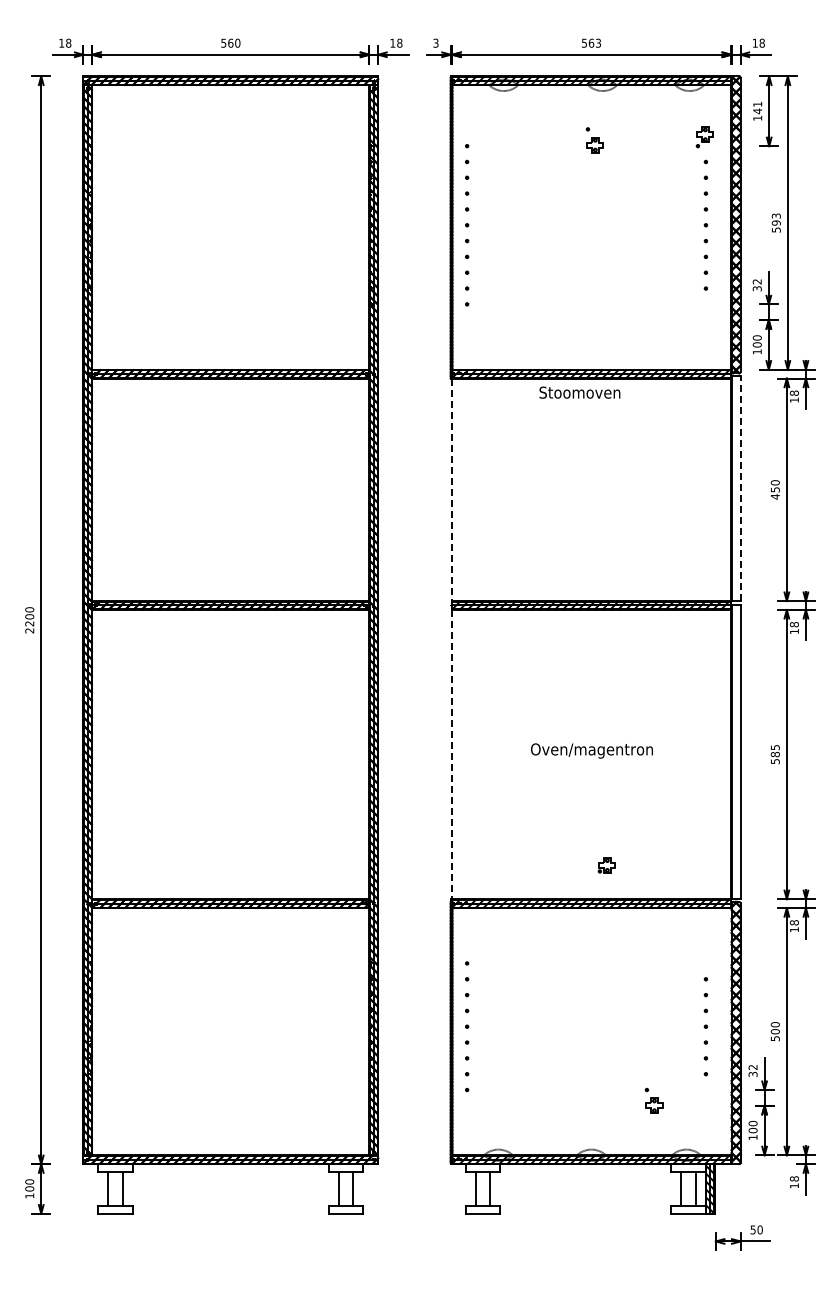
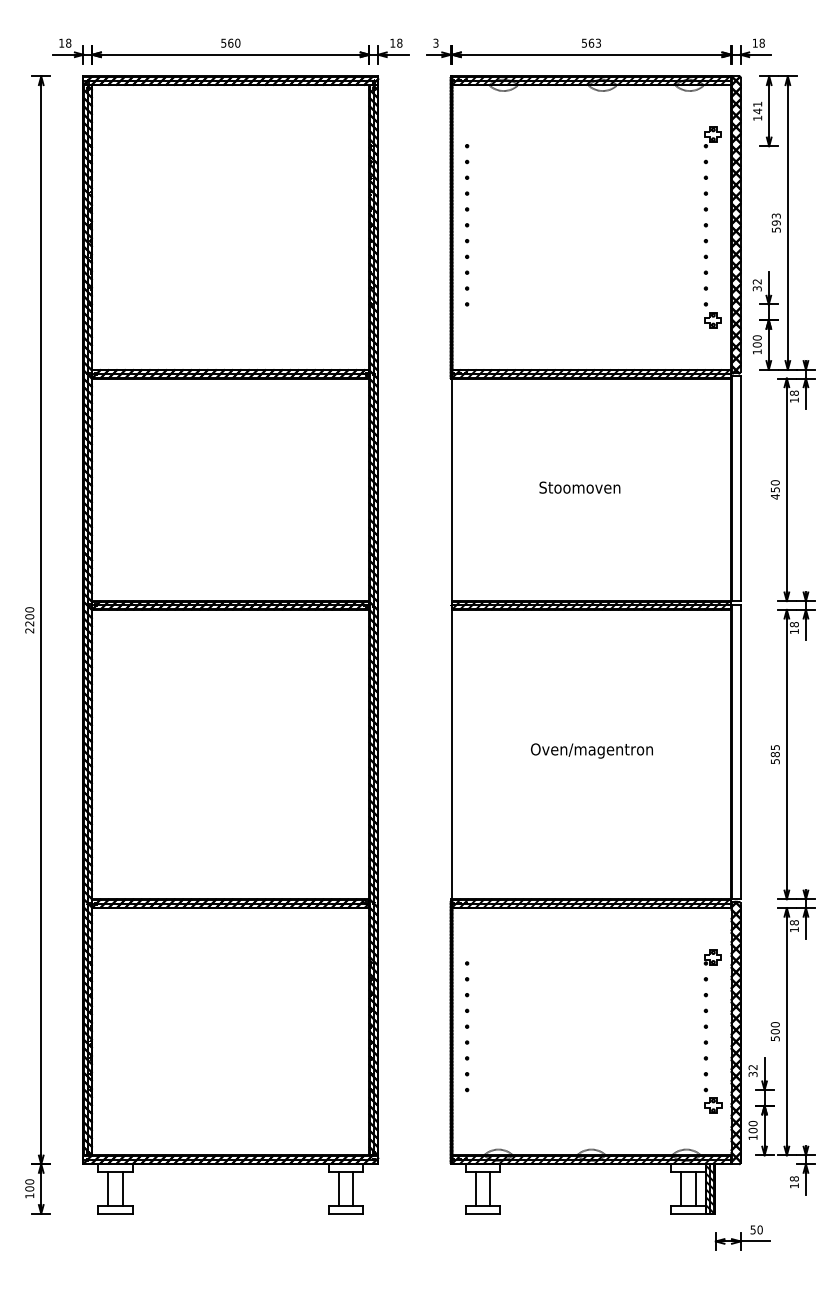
part position: (704, 137) -> (712, 137) (712, 137)
part position: (594, 140) -> (712, 315) (712, 315)
text position: (579, 392) -> (579, 487) (579, 487)
line: dashed -> solid (740, 488)
line: dashed -> solid (452, 639)
part position: (606, 865) -> (712, 957) (712, 957)
part position: (653, 1100) -> (712, 1100) (712, 1100)
